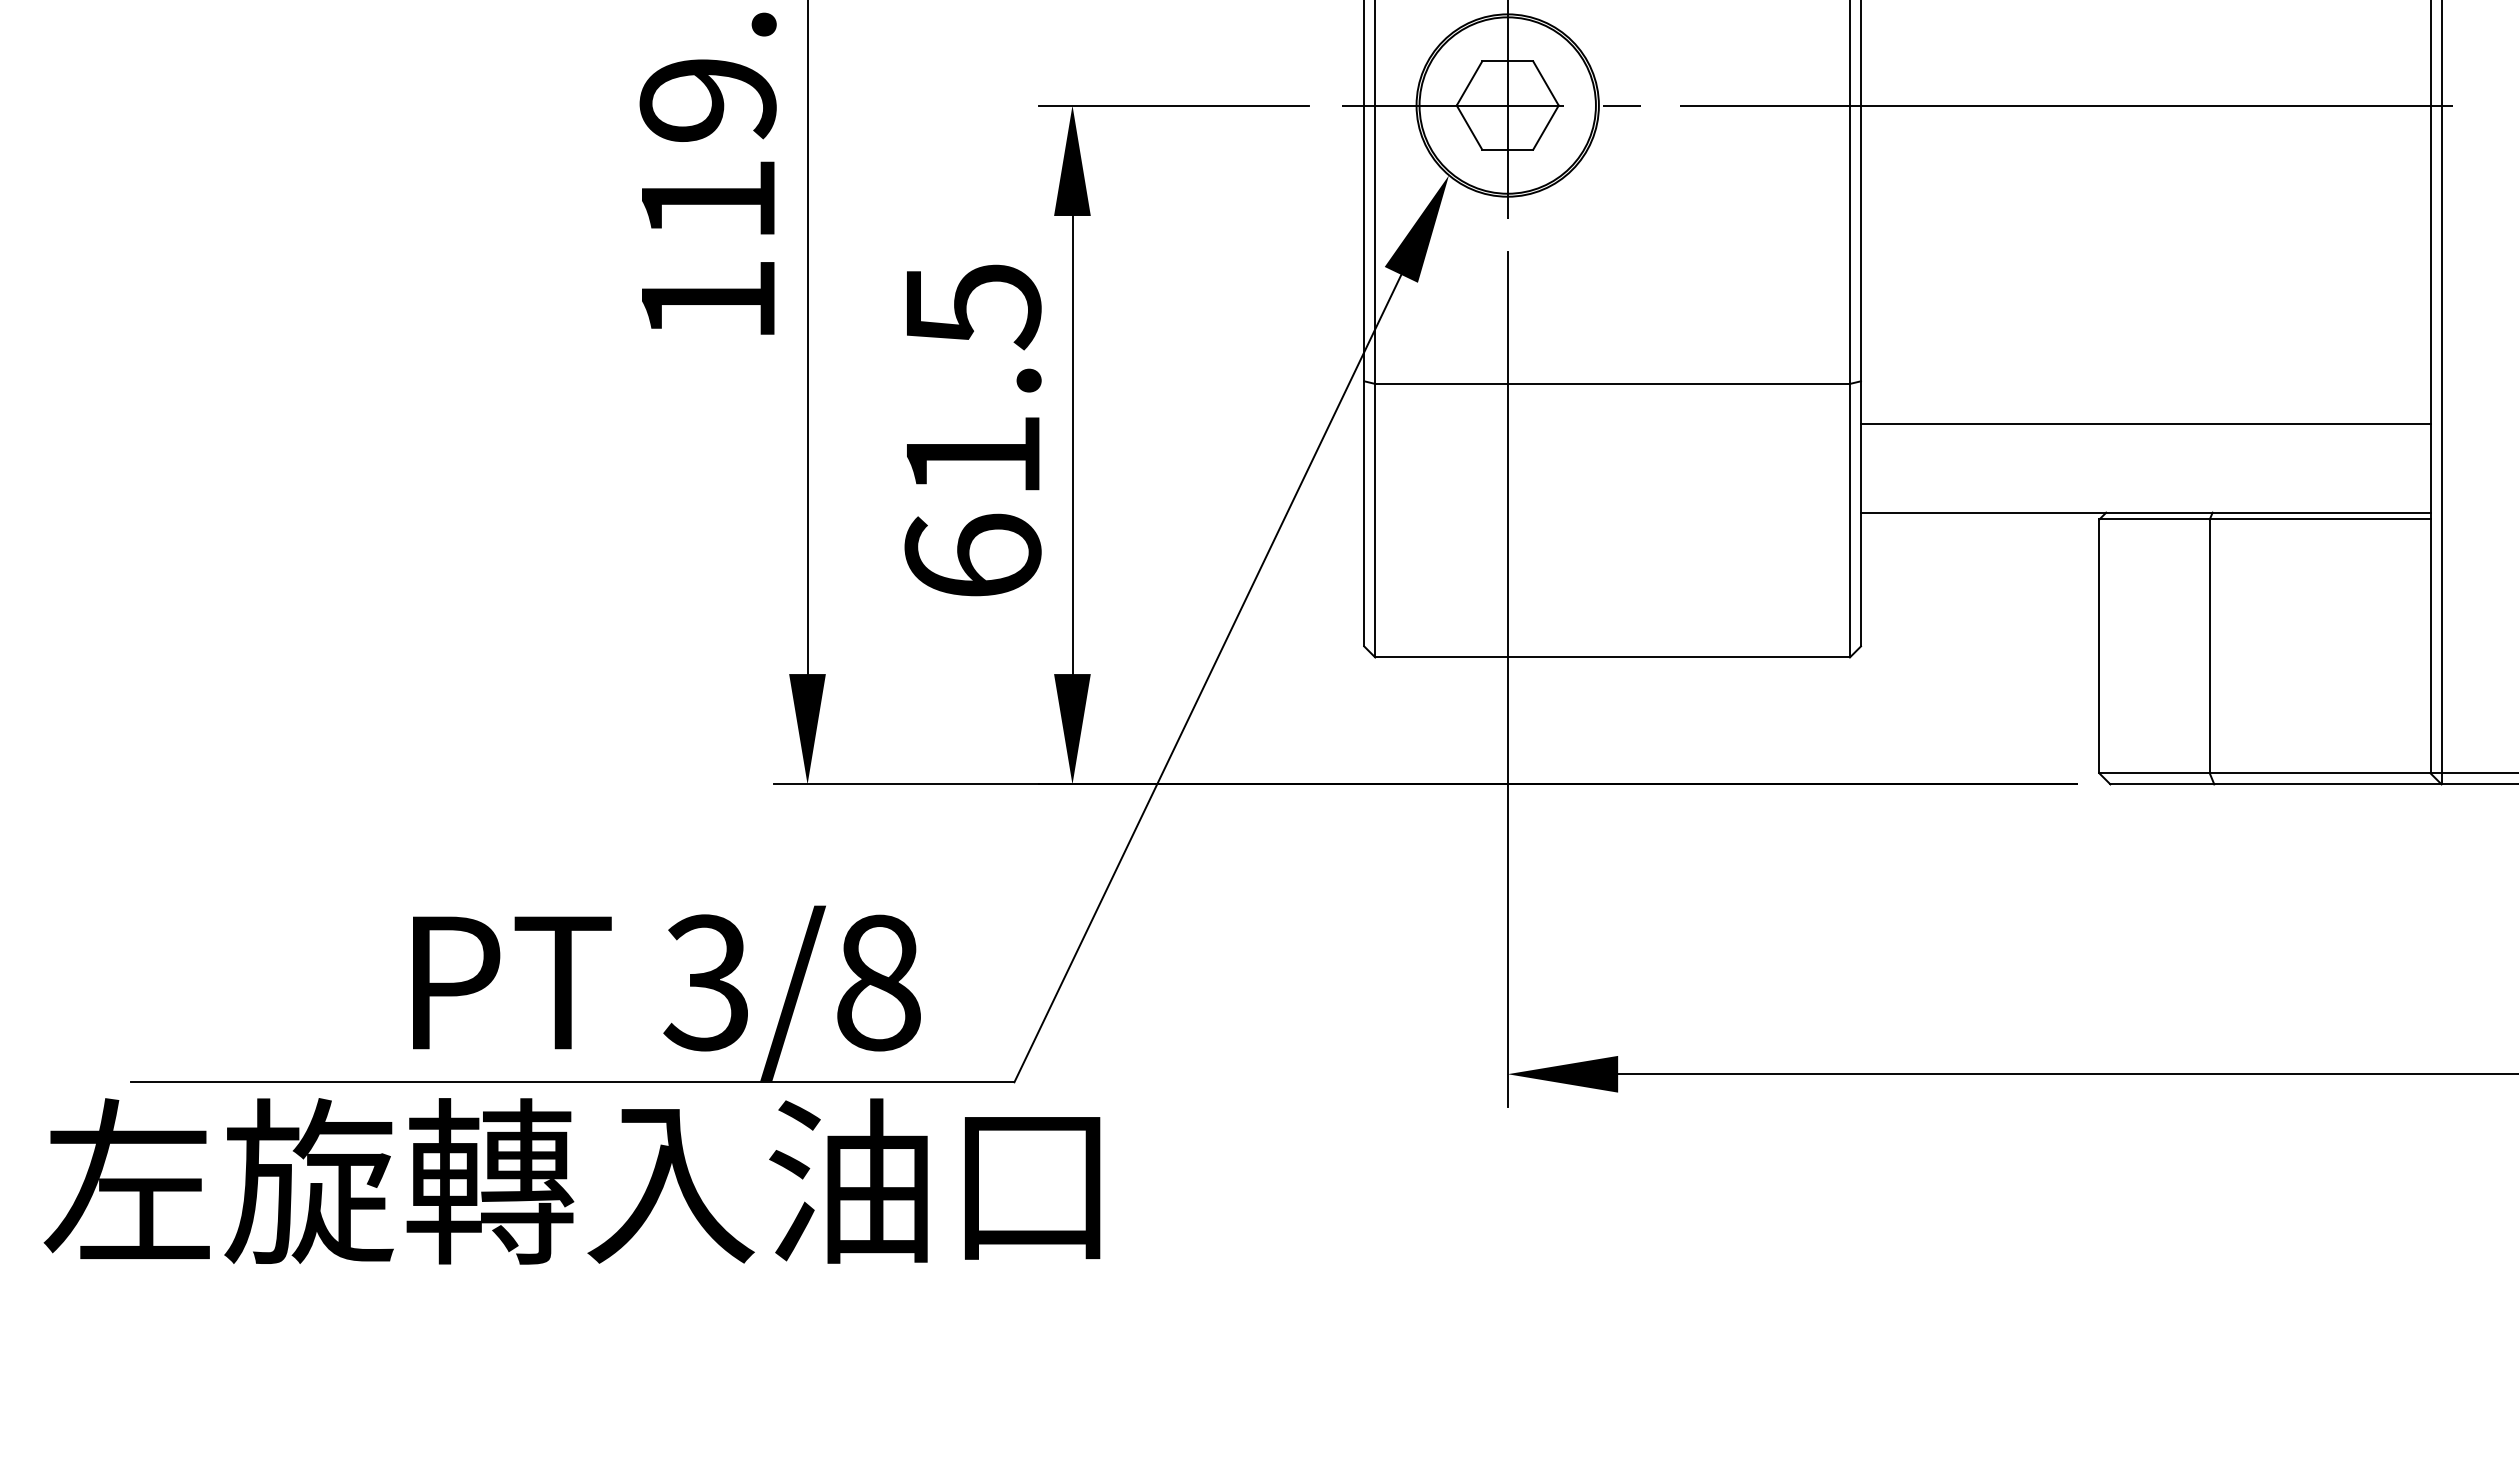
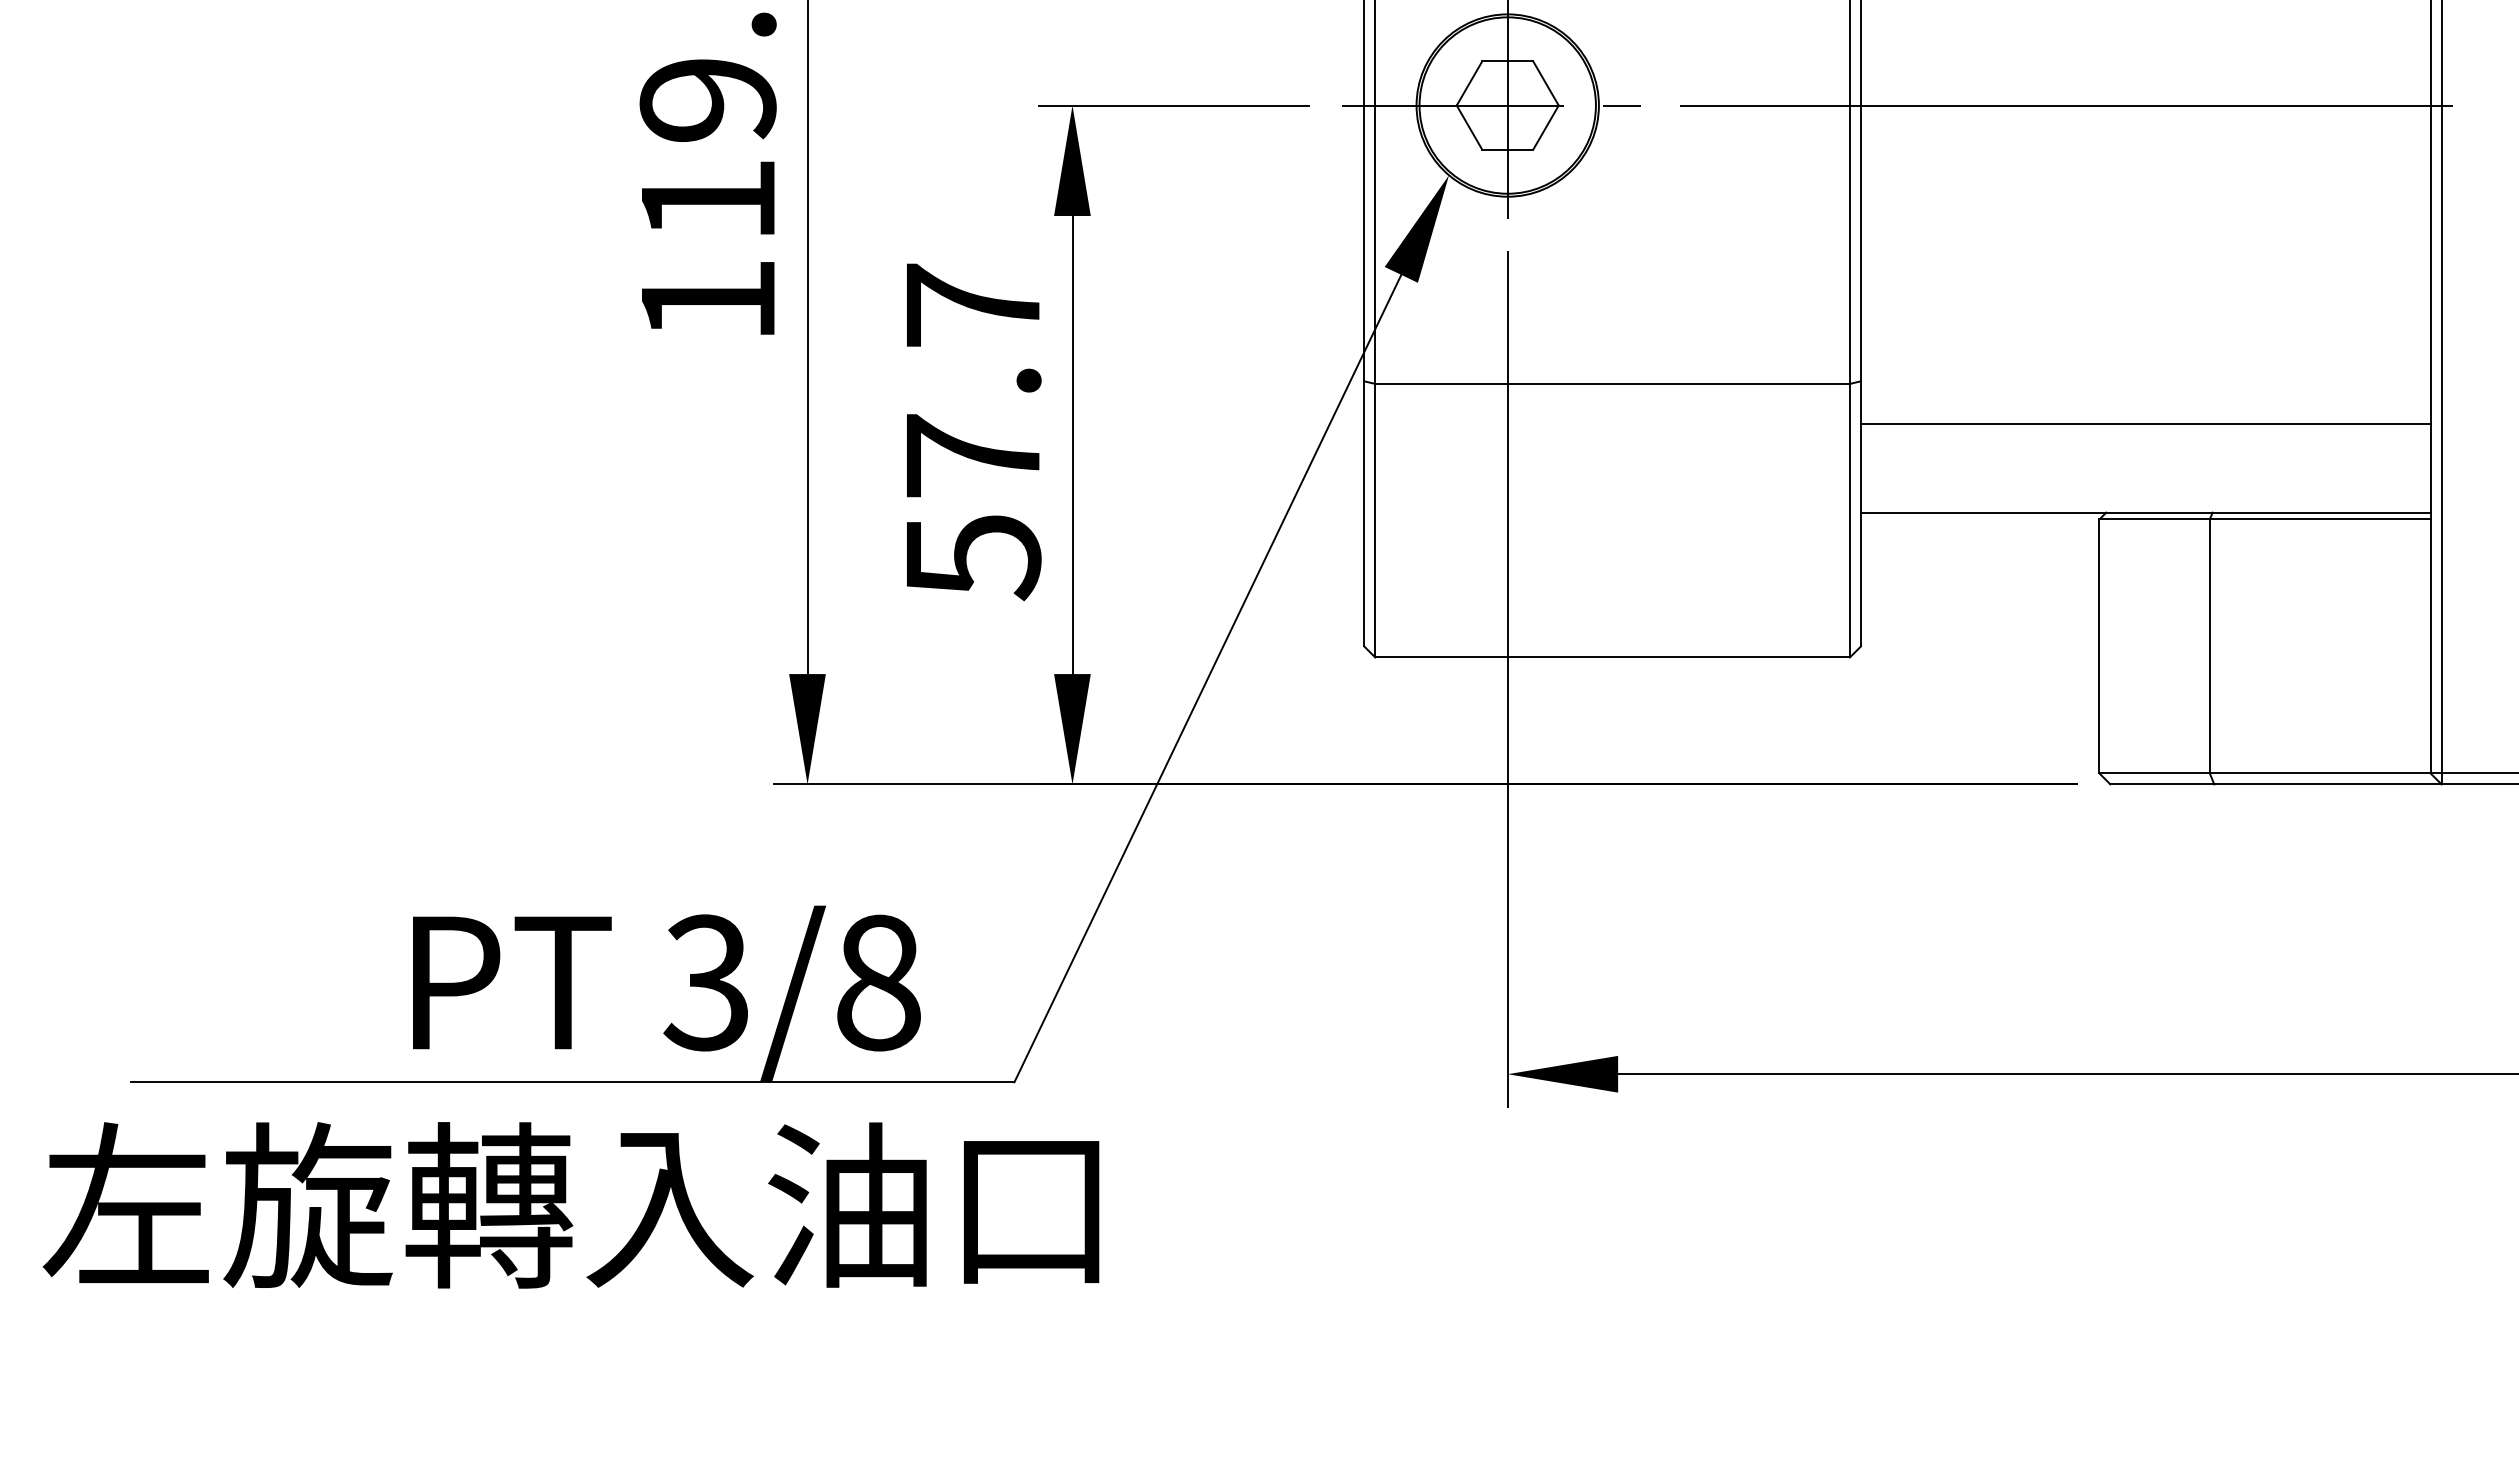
text: 61.5 -> 57.7 (972, 432)
text position: (571, 1181) -> (570, 1205) (570, 1205)
